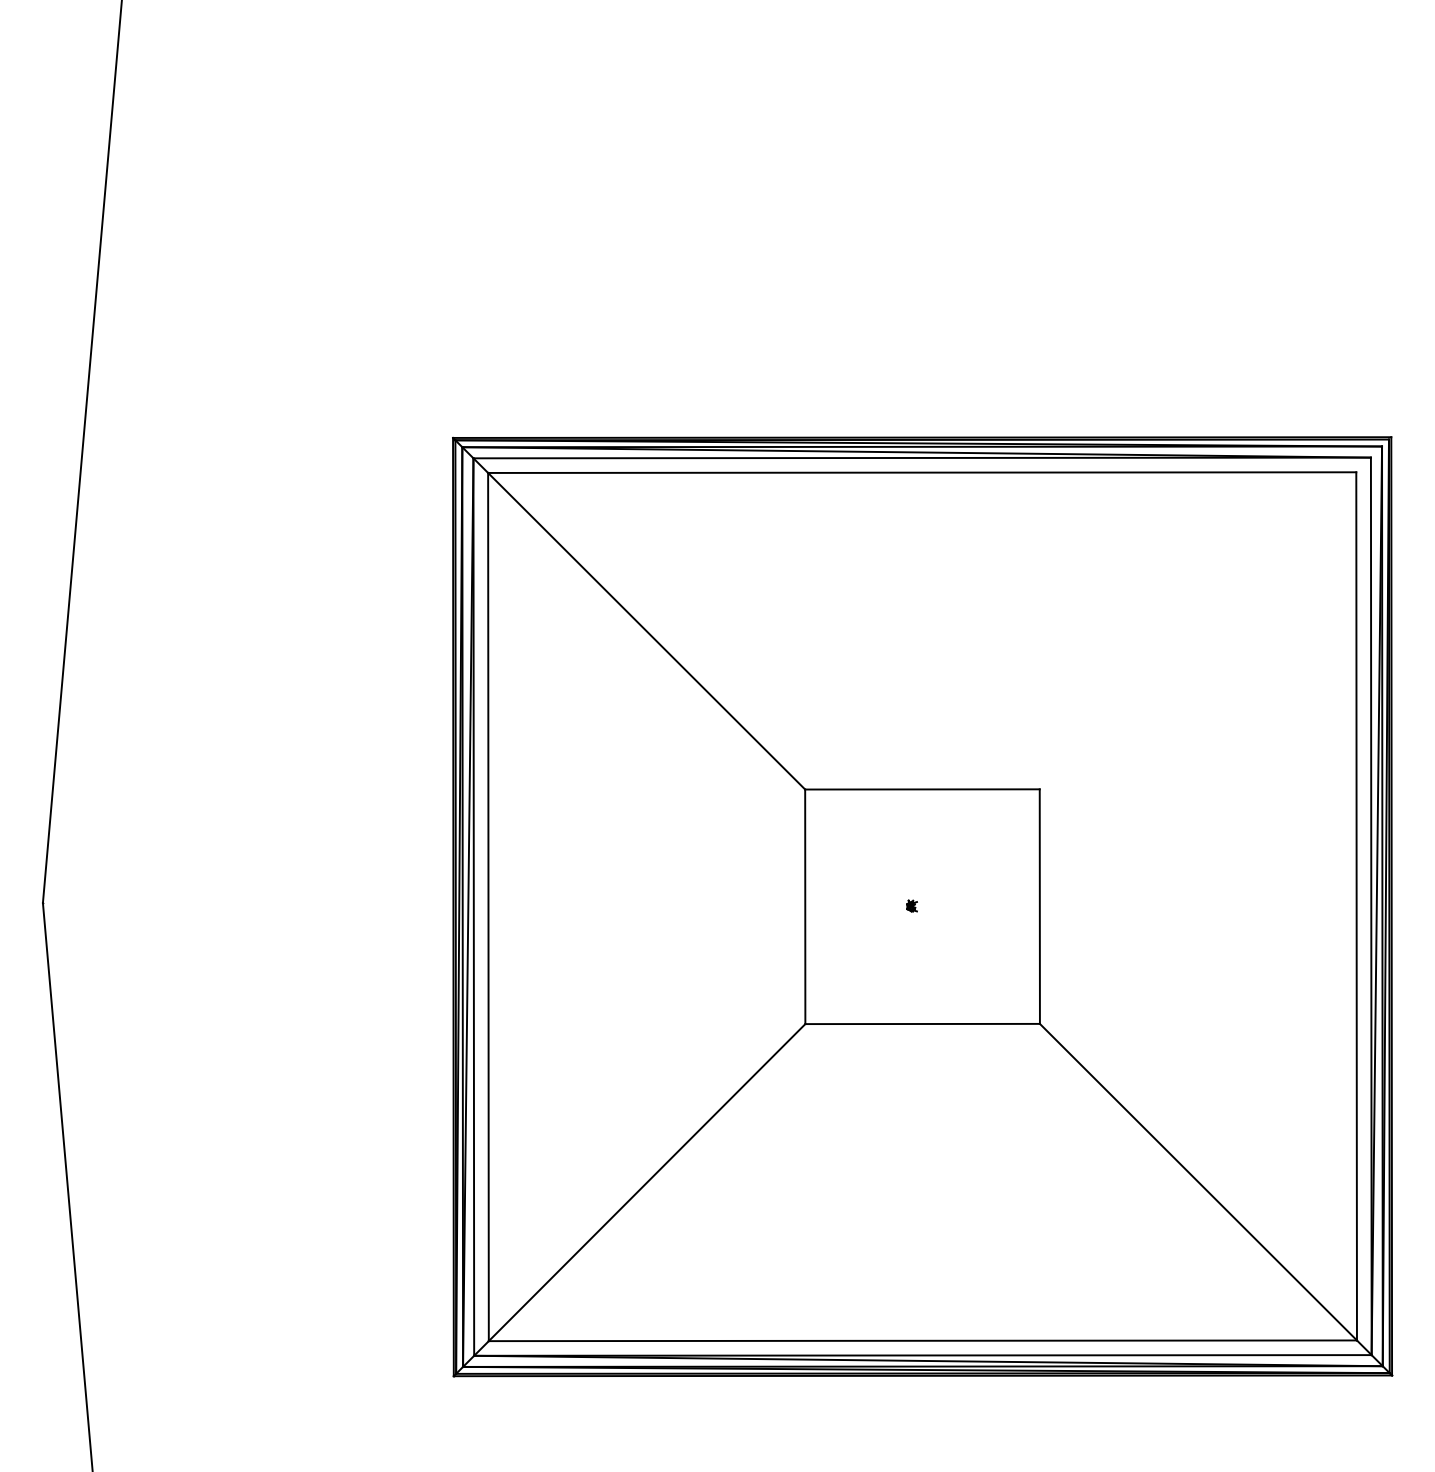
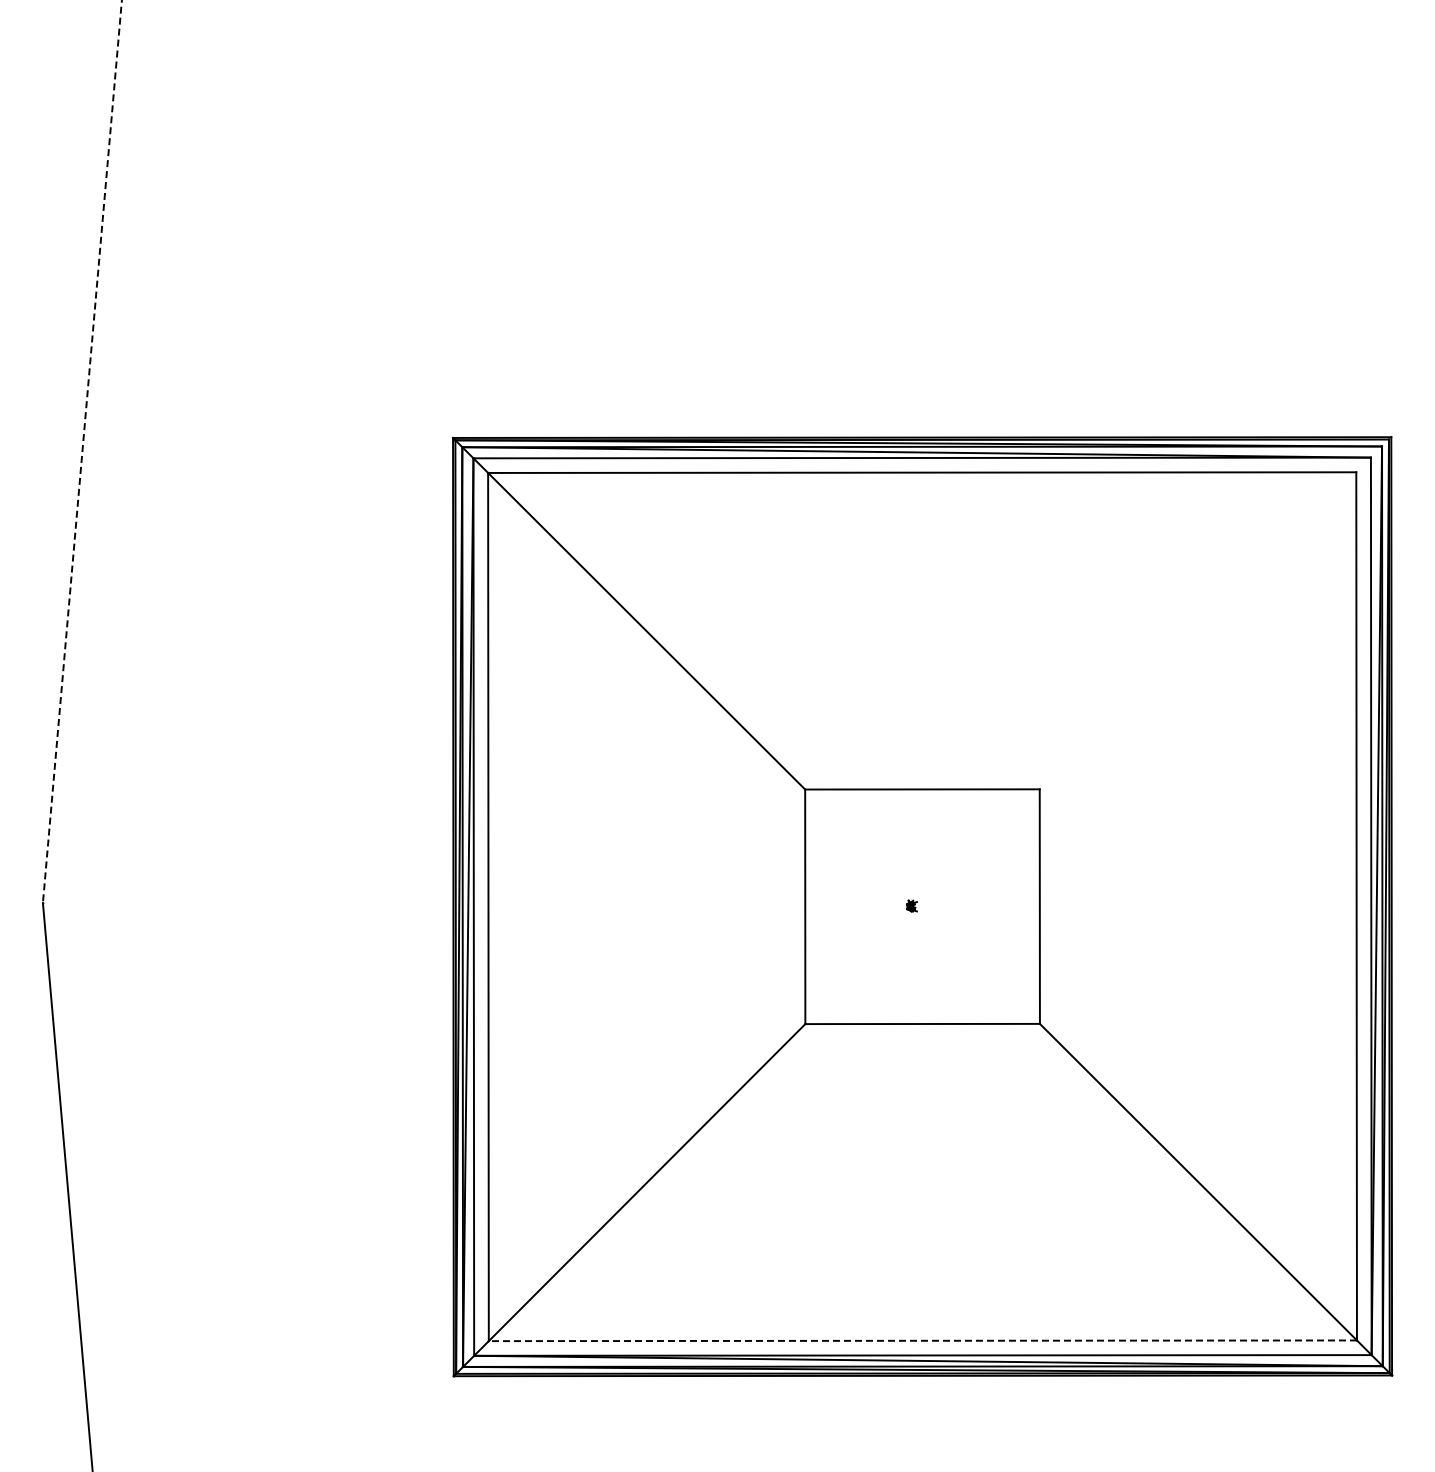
line: solid -> dashed (82, 451)
line: solid -> dashed (922, 1340)
